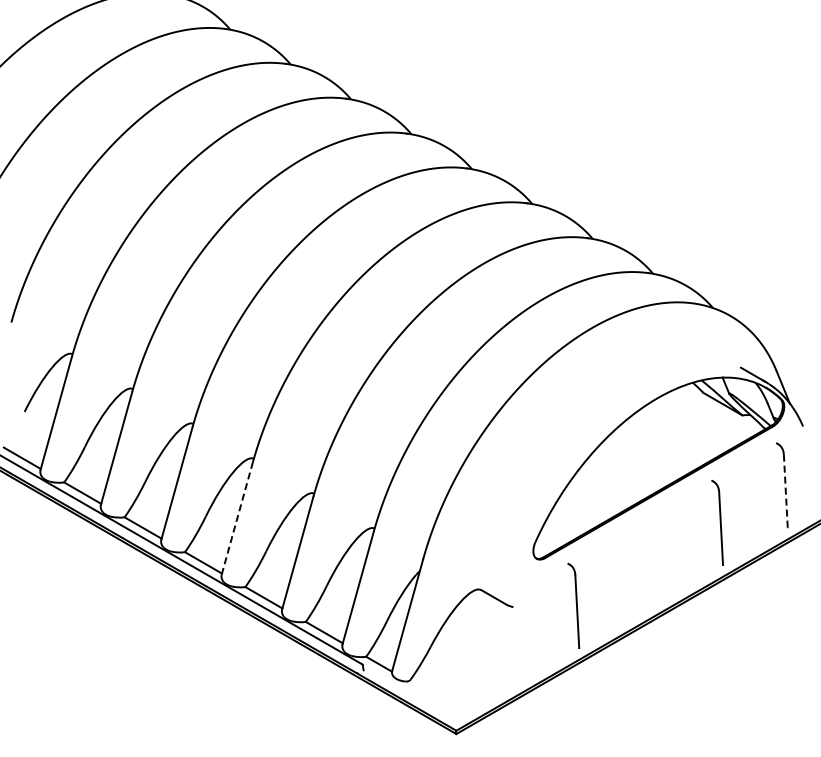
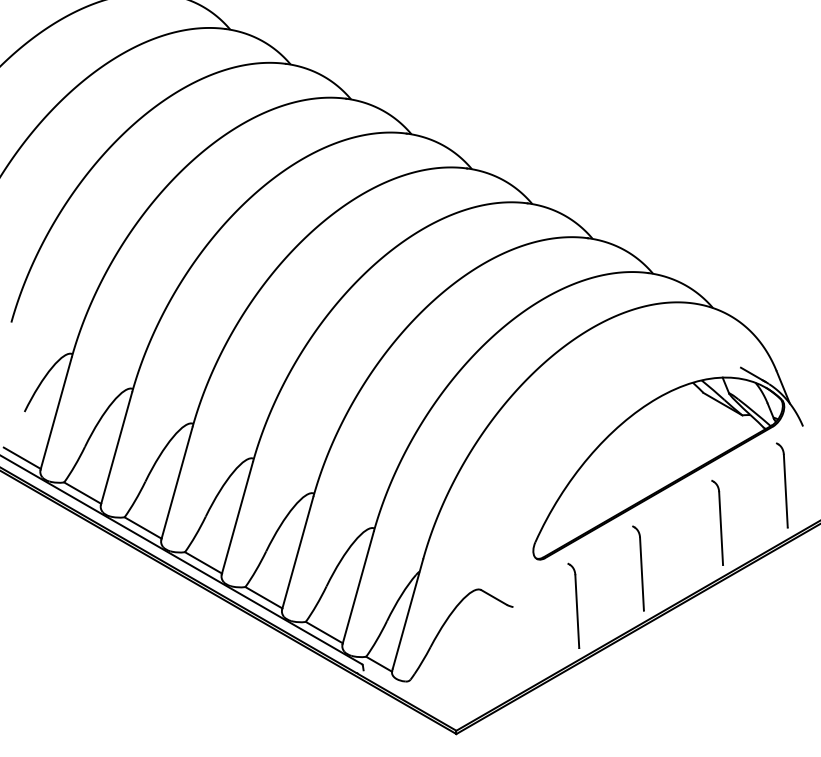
line: dashed -> solid (785, 490)
line: dashed -> solid (237, 518)
part: none -> present (638, 568)
